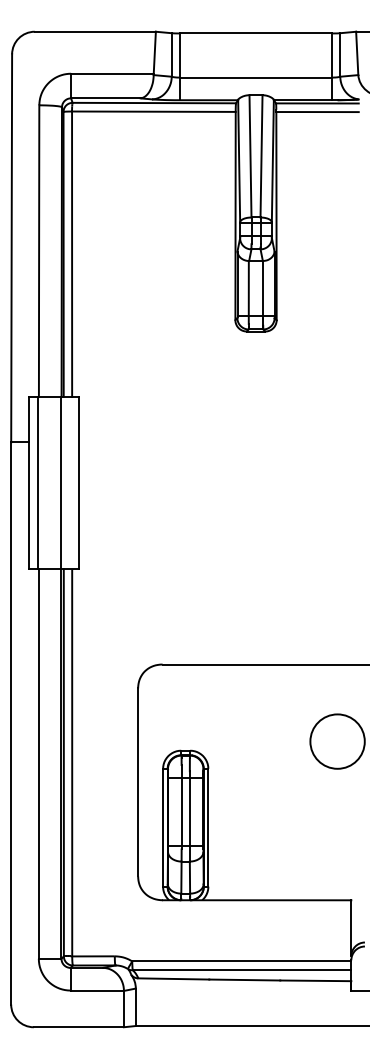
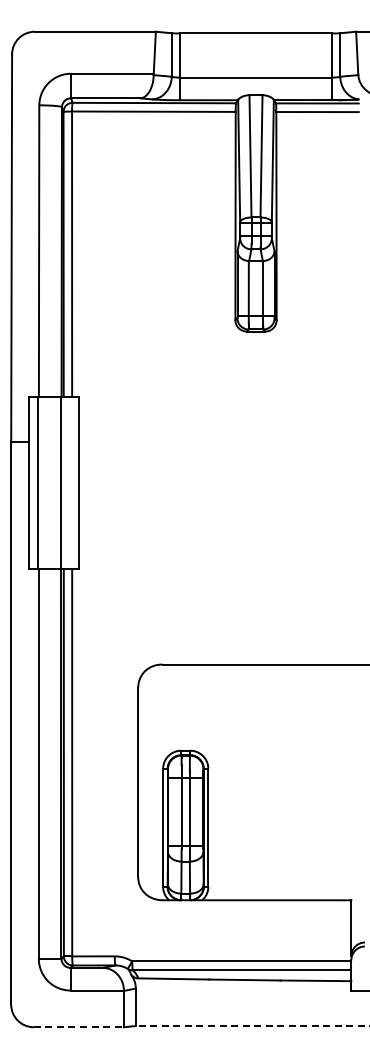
circle: present -> none (337, 741)
line: solid -> dashed (252, 1026)
line: solid -> dashed (79, 1027)
